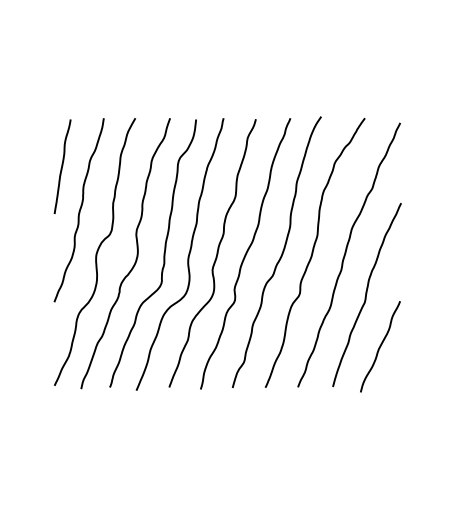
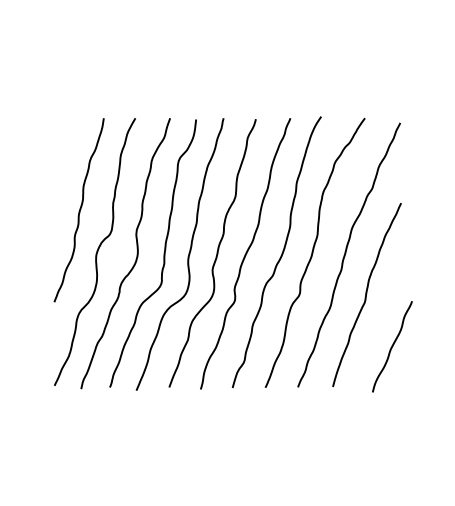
curve: present -> none (62, 166)
curve position: (380, 346) -> (392, 346) (392, 346)
